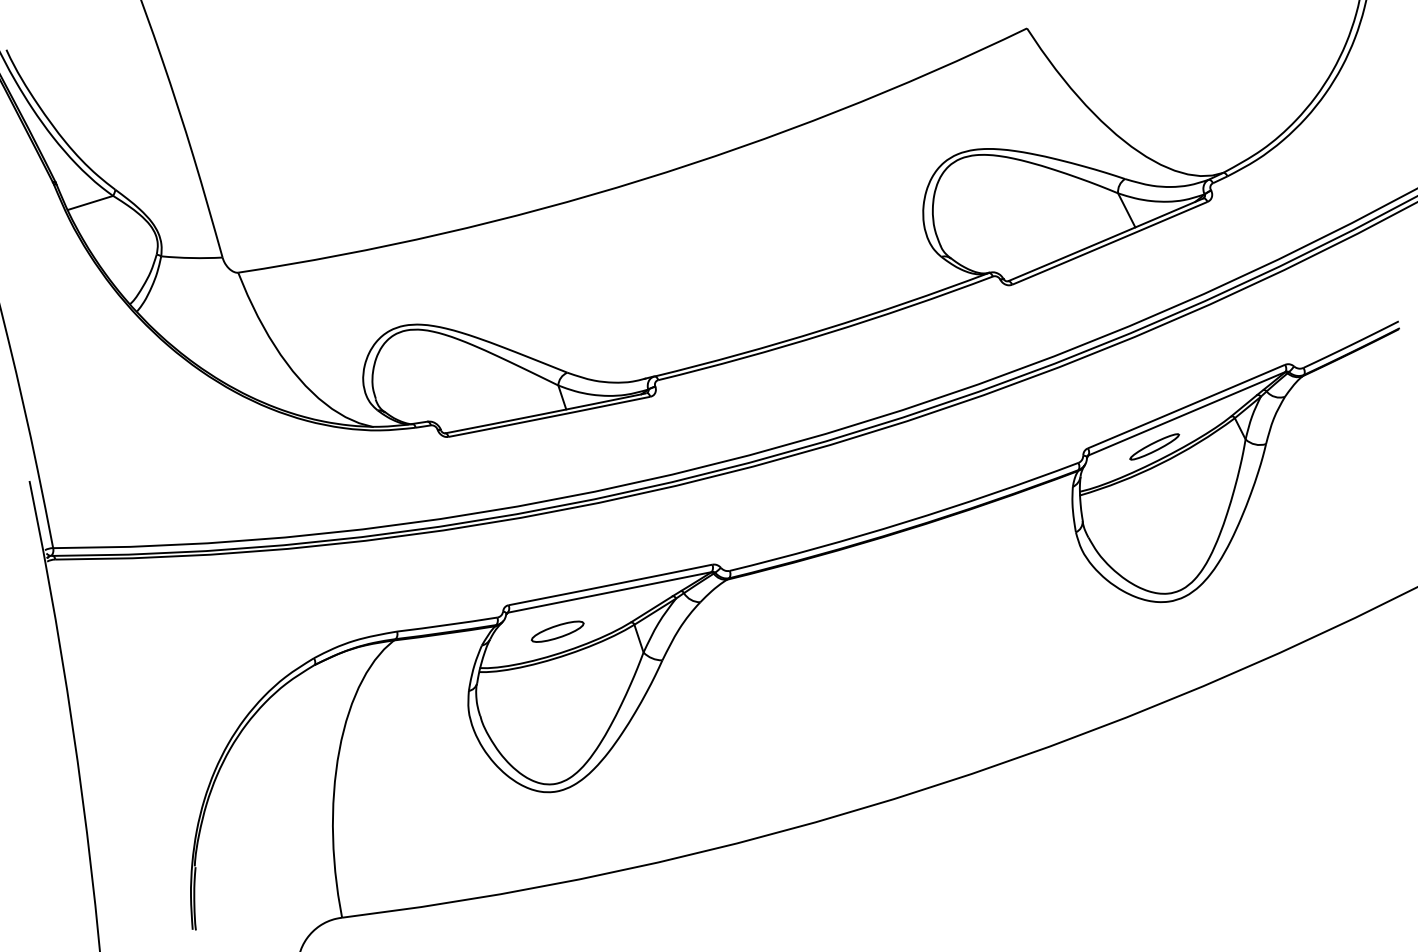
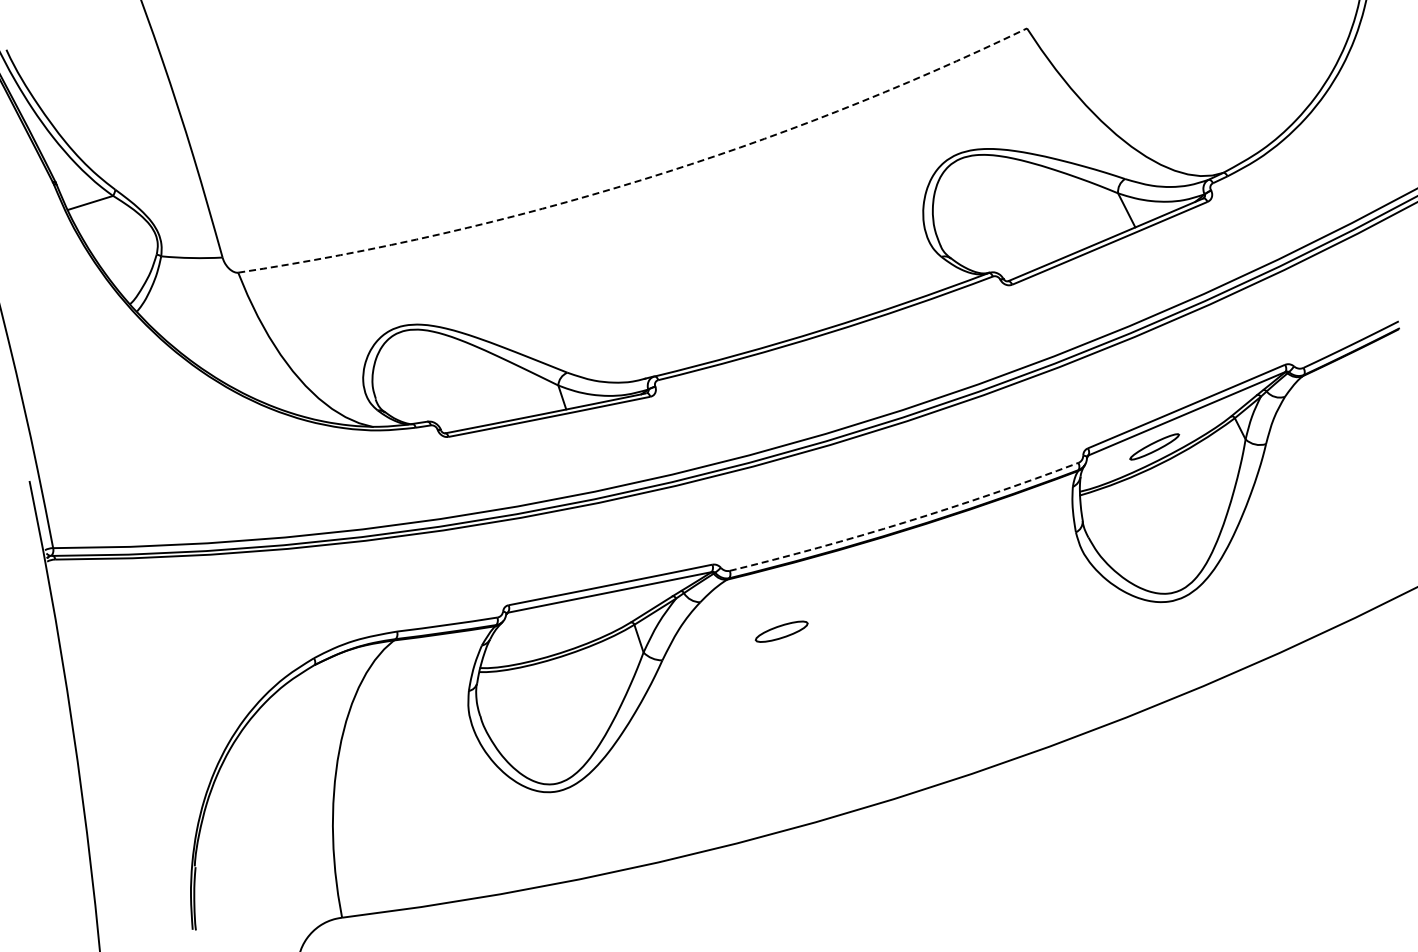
arc: solid -> dashed (641, 180)
arc: solid -> dashed (905, 522)
part position: (557, 631) -> (781, 631) (781, 631)
